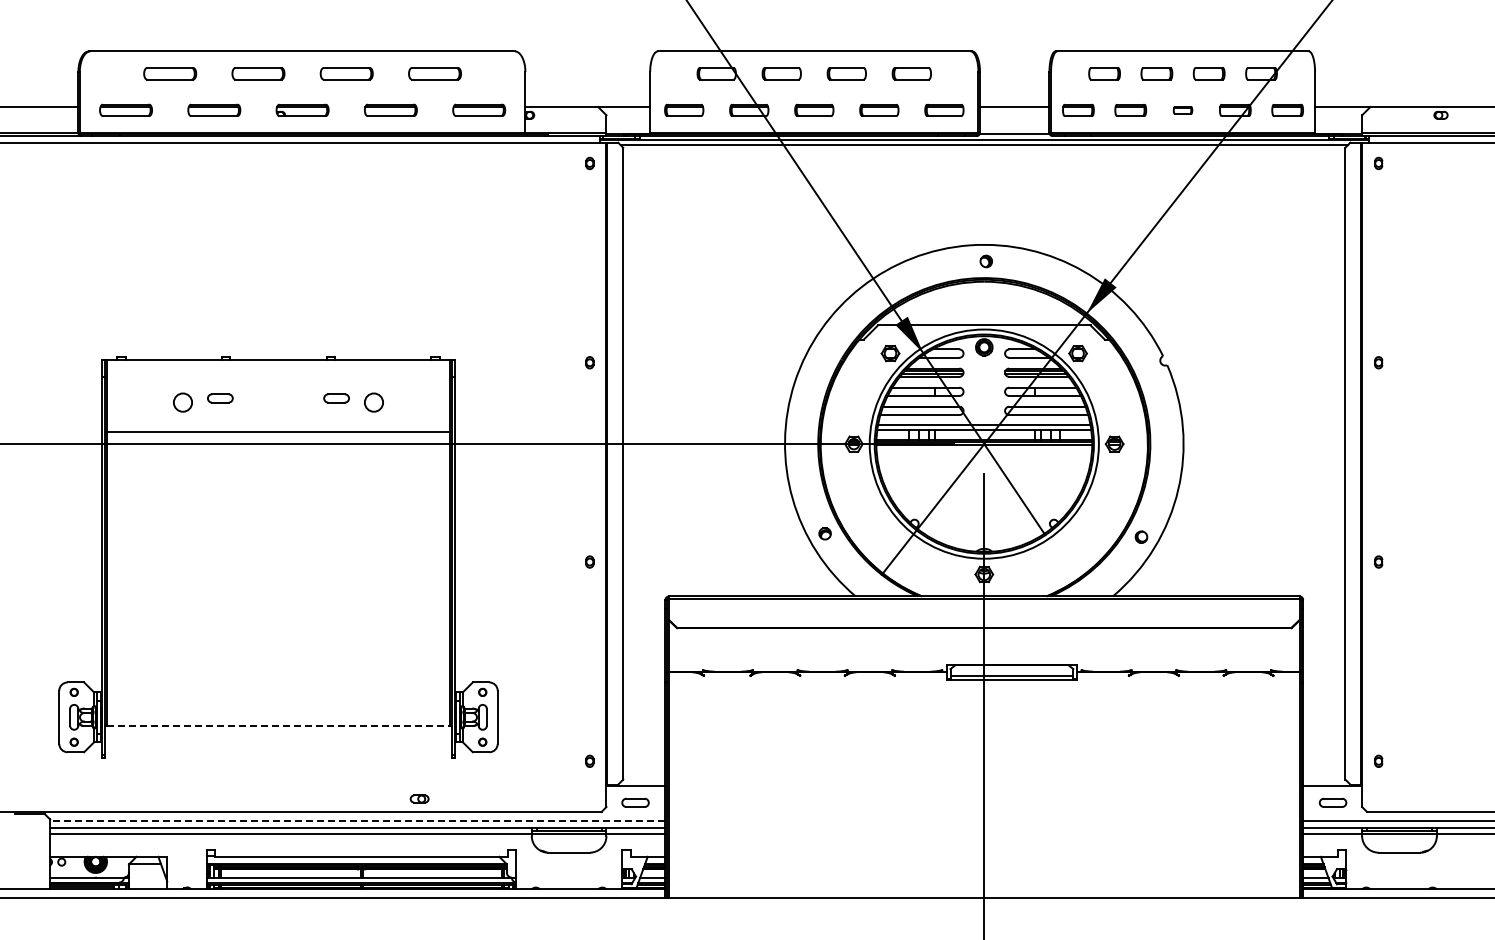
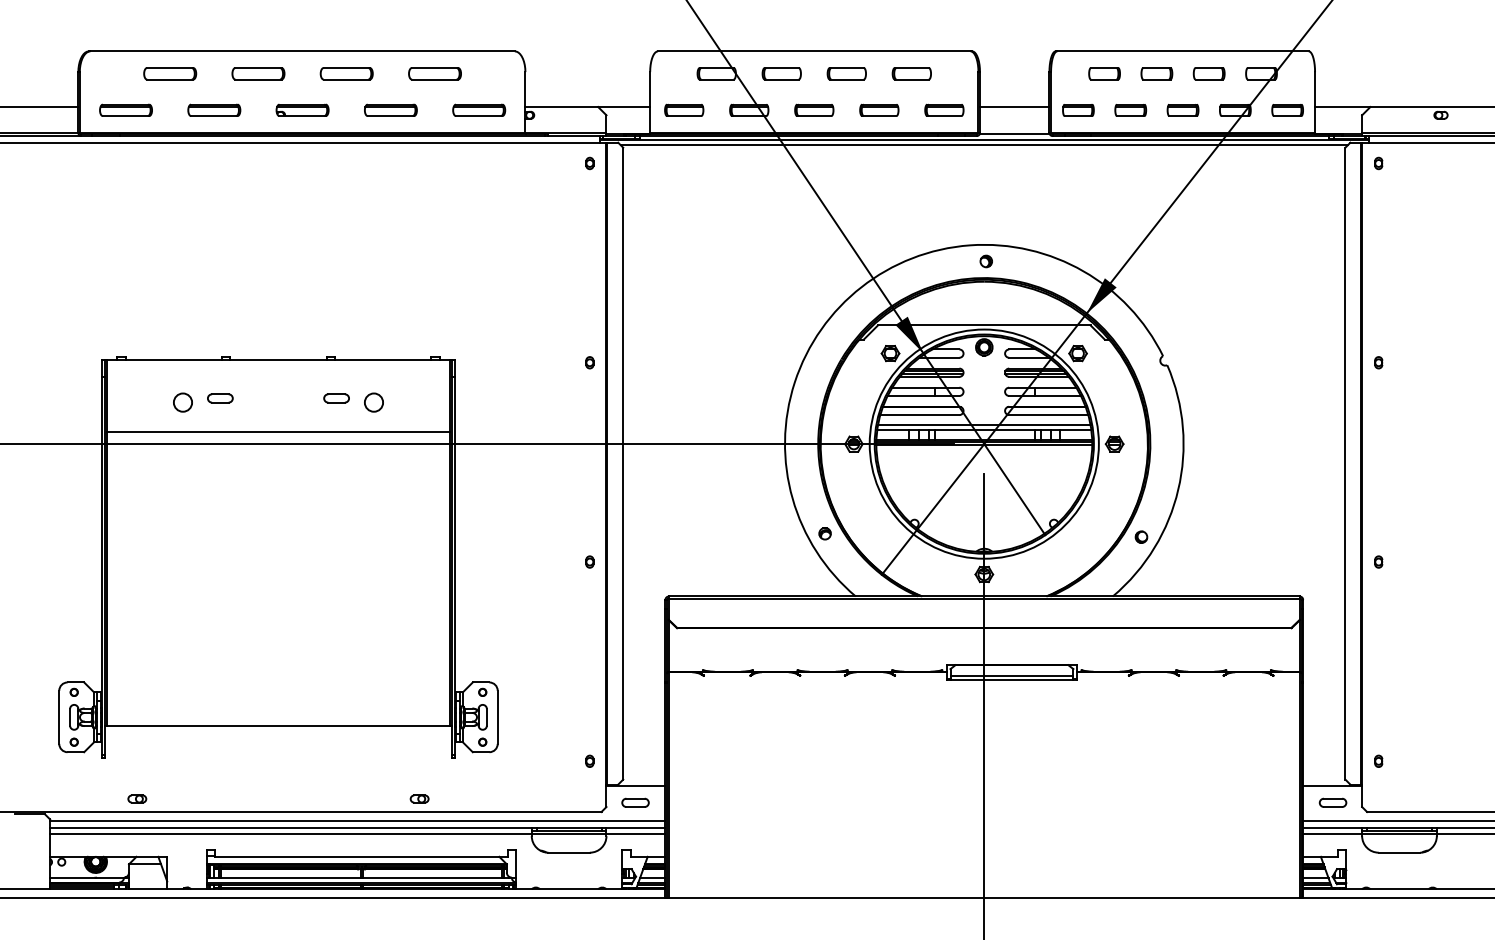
part size: 22x9 px -> 34x13 px (1182, 110)
line: dashed -> solid (278, 725)
part: none -> present (137, 798)
line: dashed -> solid (357, 821)
